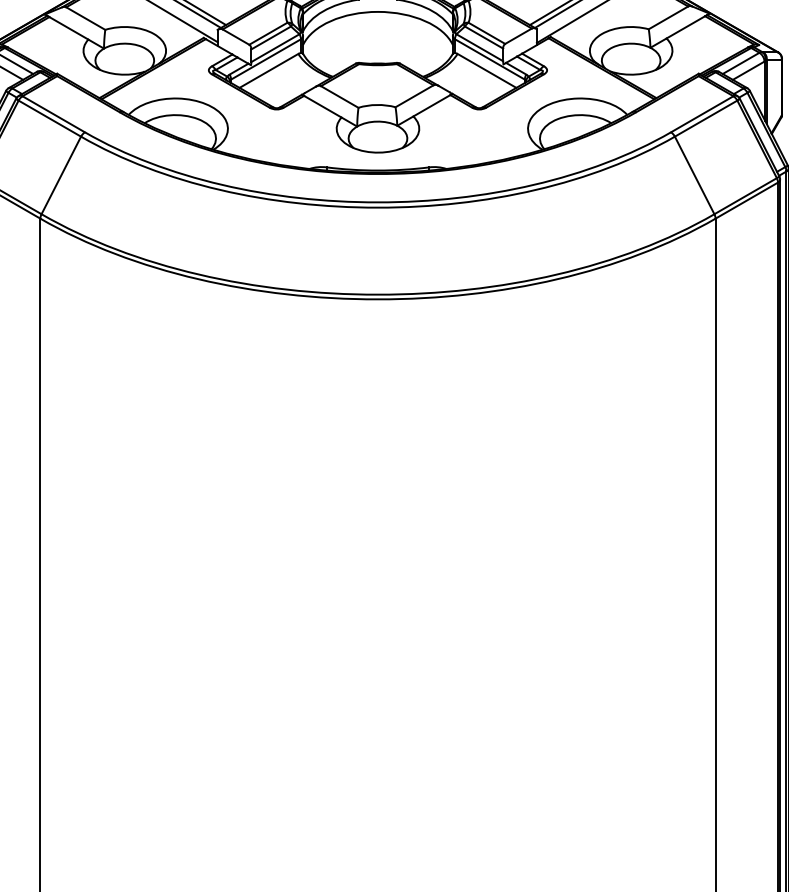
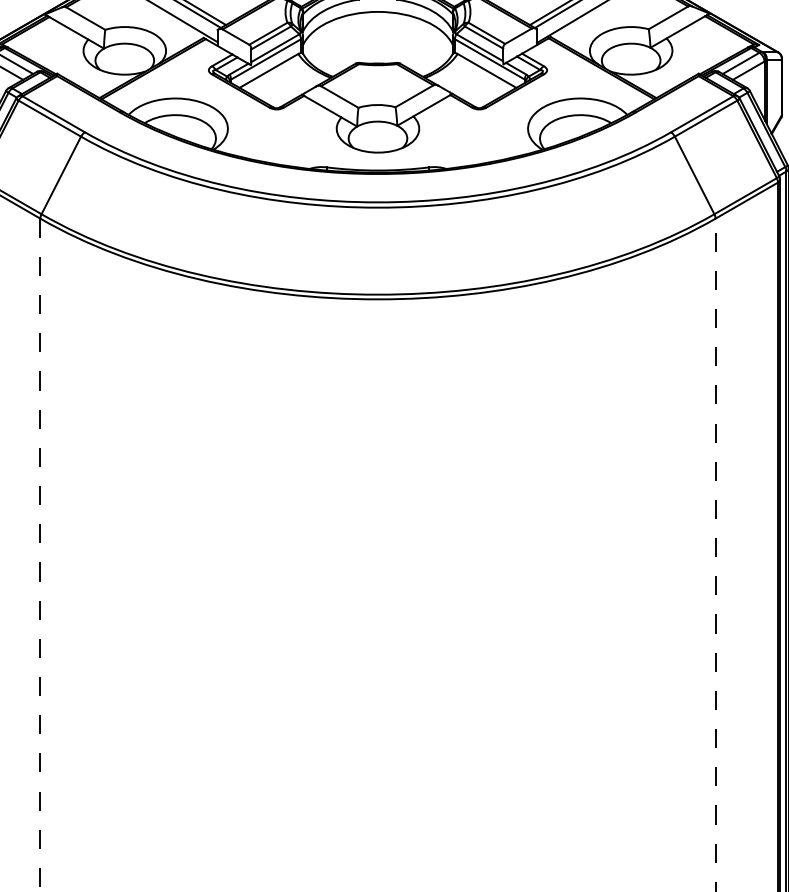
line: solid -> dashed (715, 554)
line: solid -> dashed (40, 555)
